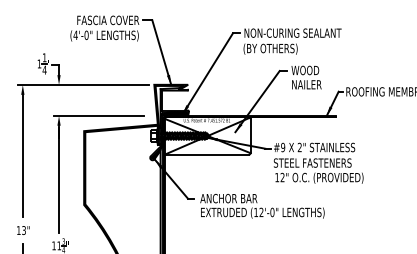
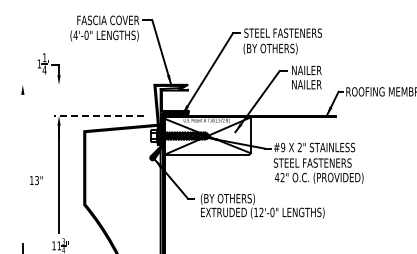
text: NON-CURING SEALANT -> STEEL FASTENERS (292, 32)
text: WOOD -> NAILER (306, 70)
line: present -> none (83, 85)
line: solid -> dashed (98, 115)
line: present -> none (22, 155)
text: 12" -> 42" (277, 177)
text: ANCHOR BAR -> (BY OTHERS) (228, 198)
text position: (23, 230) -> (36, 180) (36, 180)
